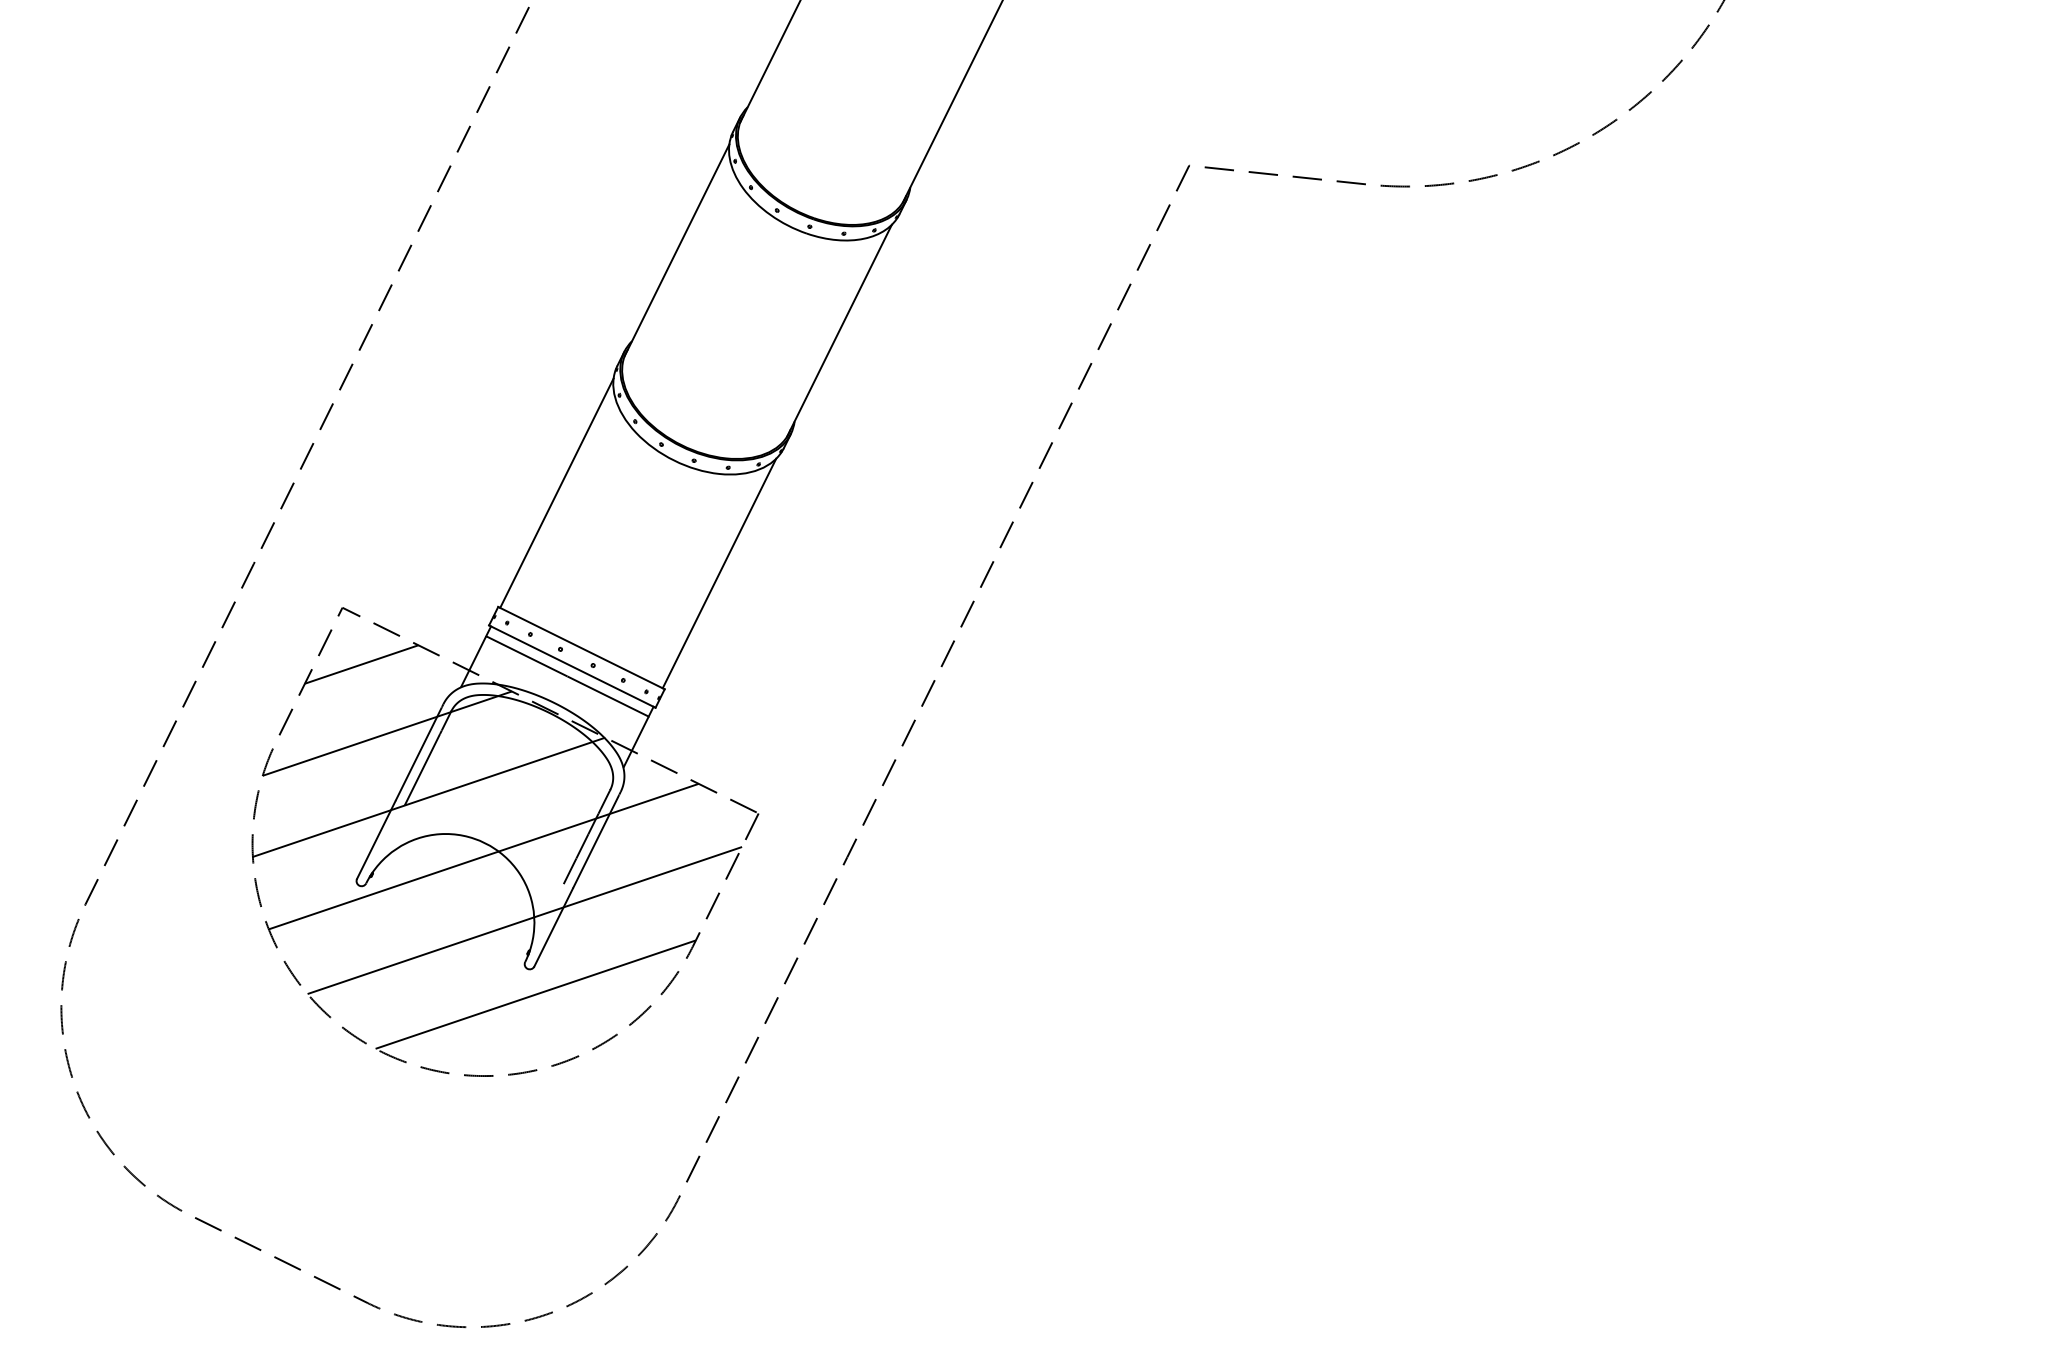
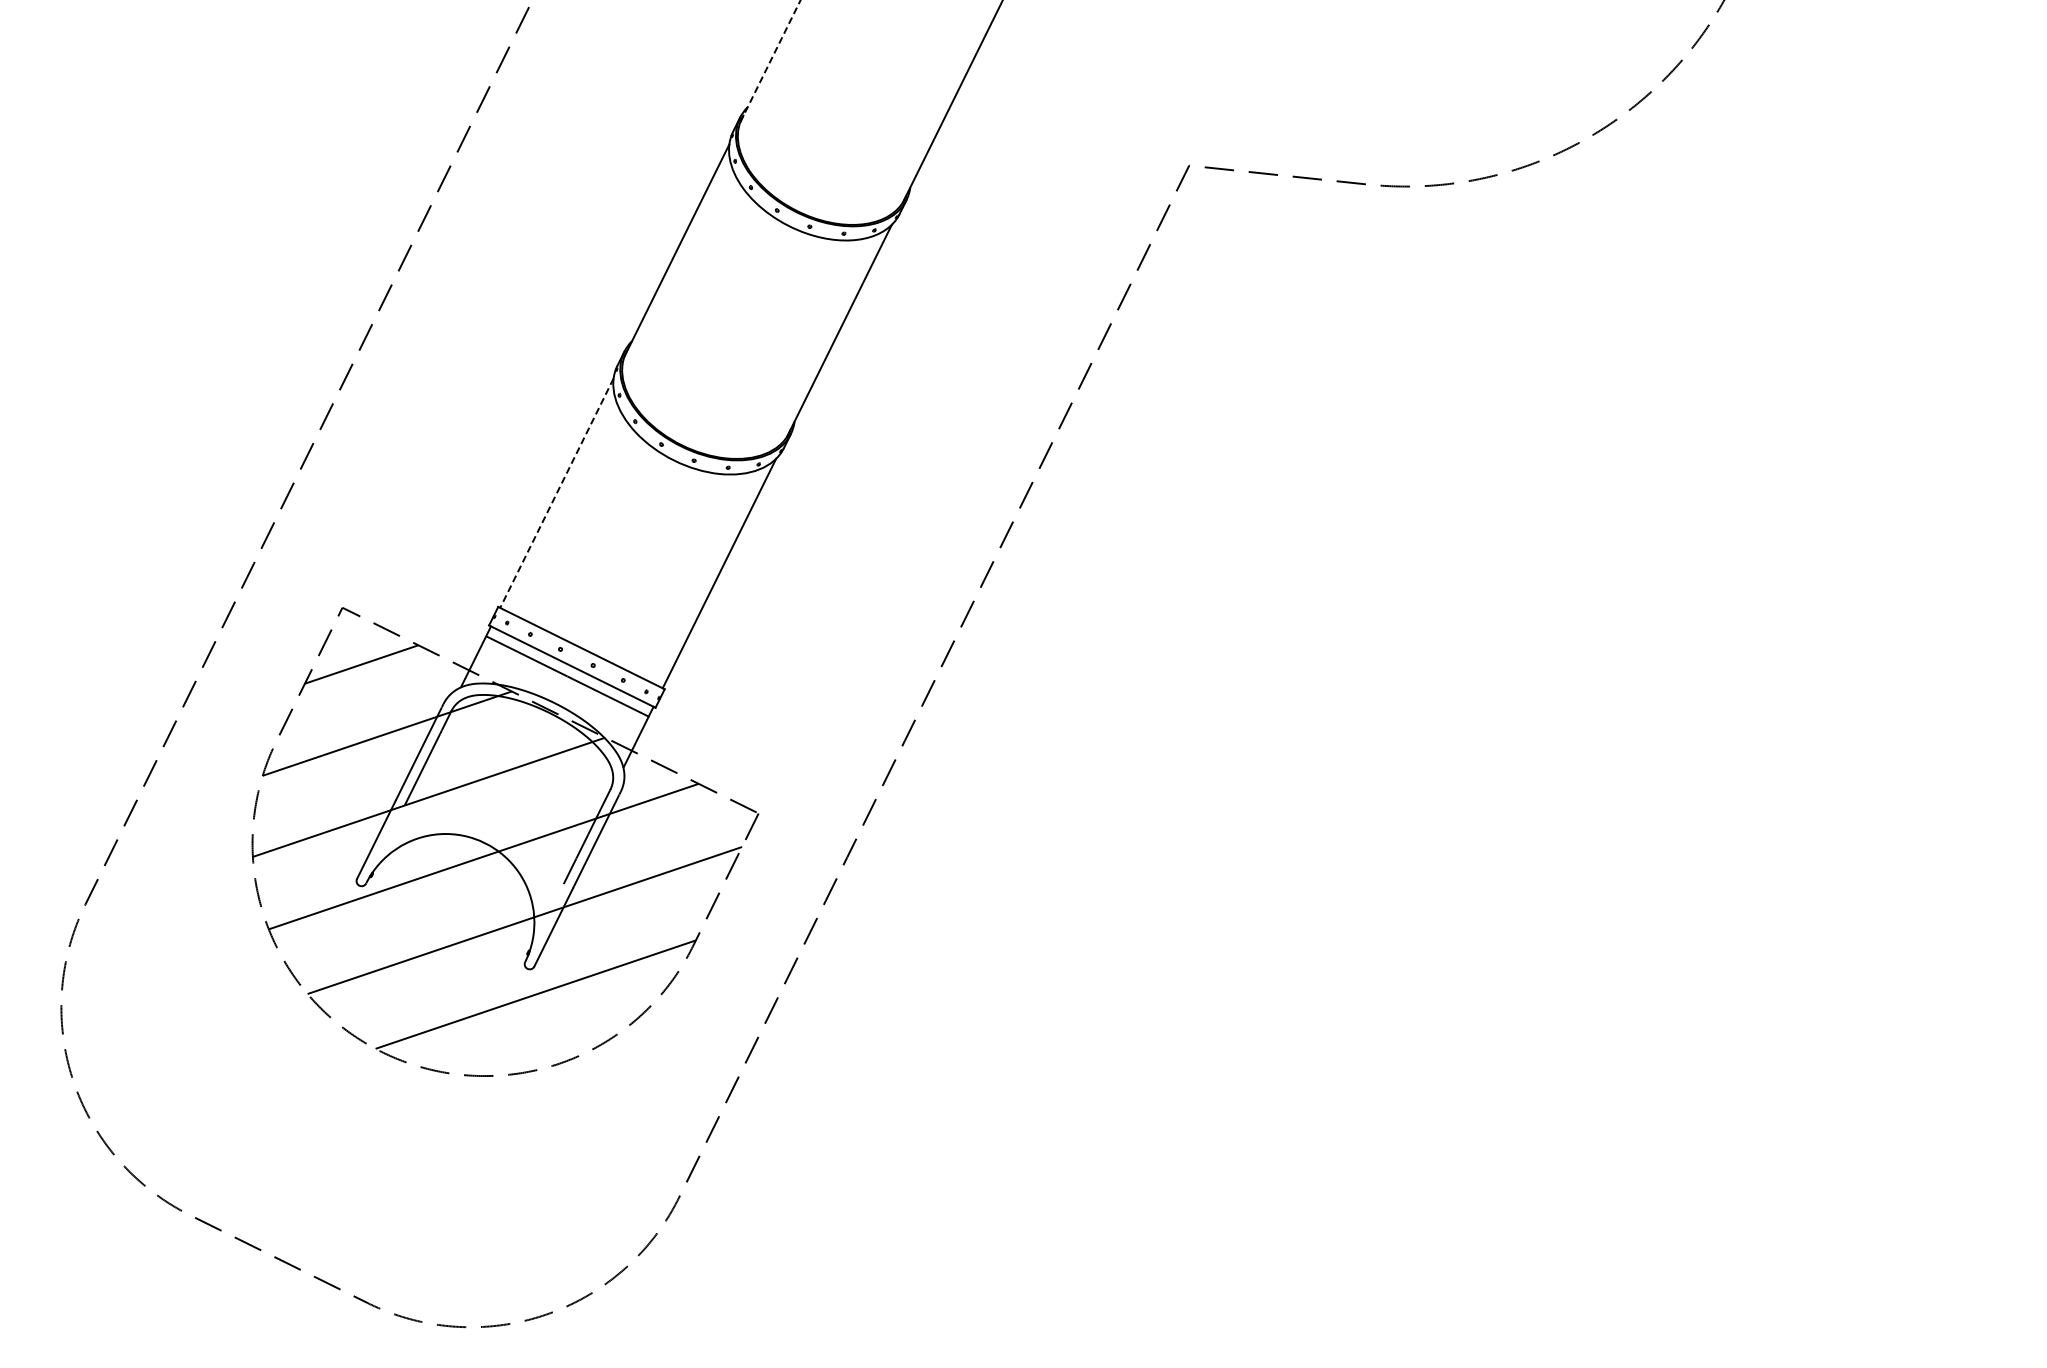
line: solid -> dashed (770, 61)
line: solid -> dashed (556, 493)
